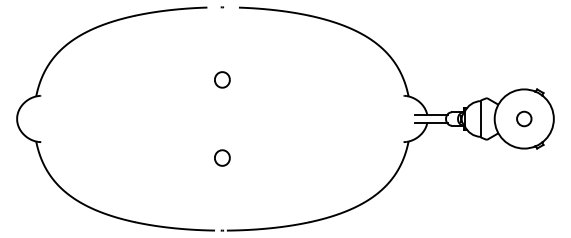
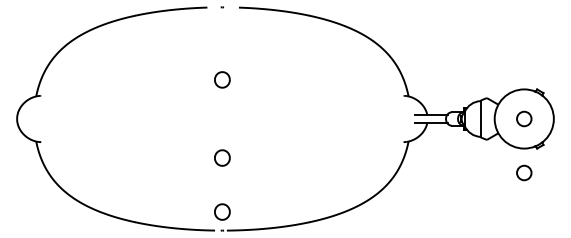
circle: none -> present (524, 172)
part: none -> present (222, 211)
